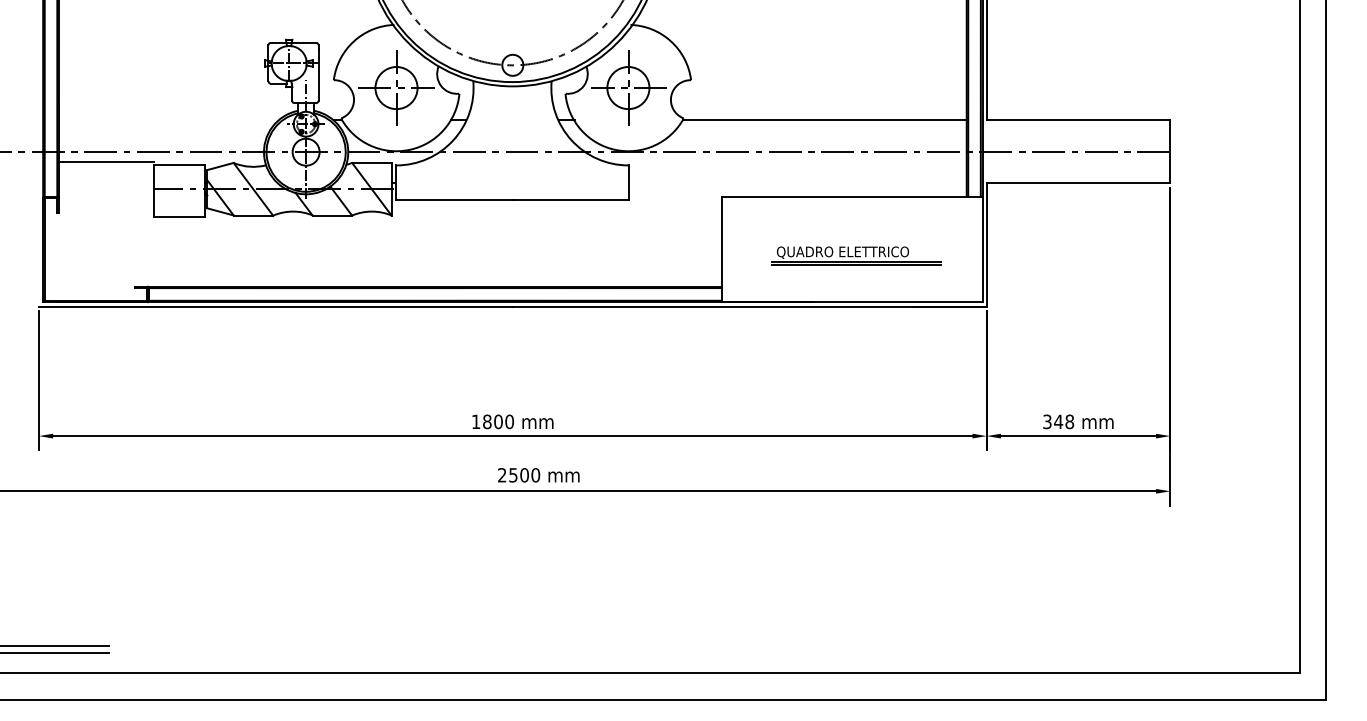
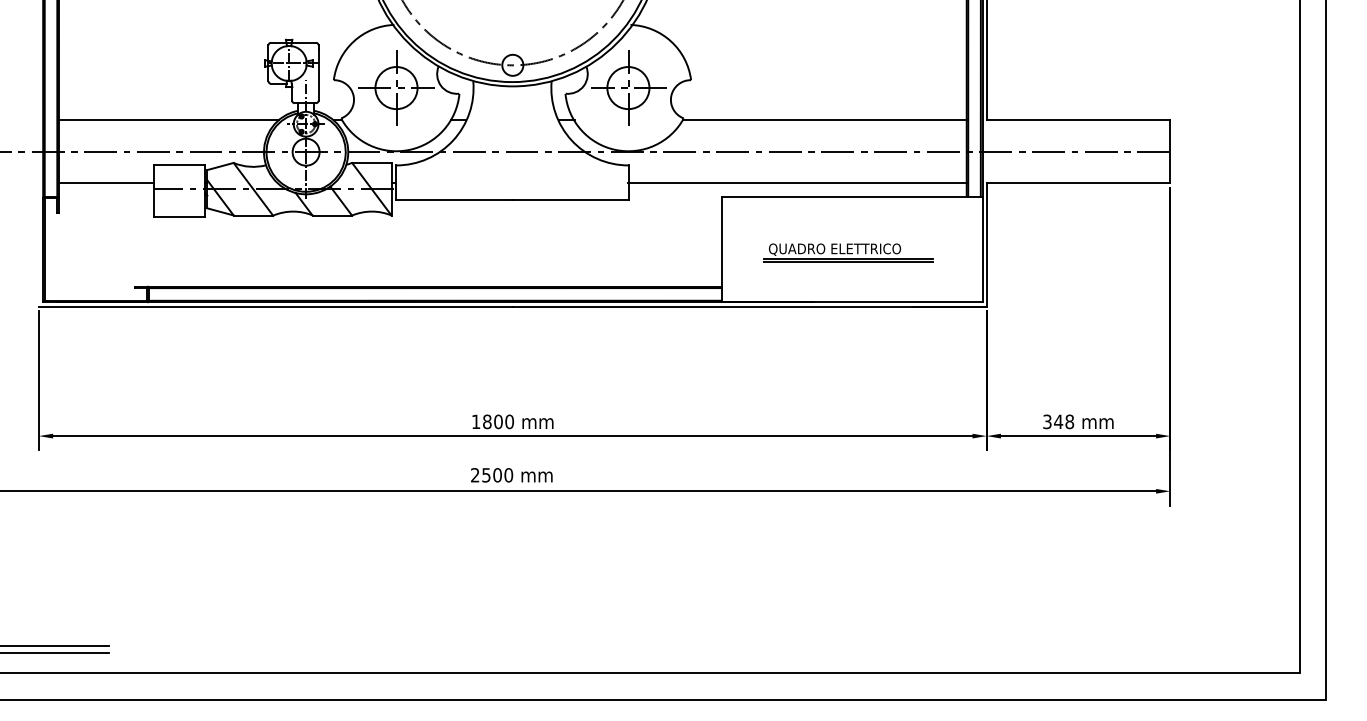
line: none -> present (168, 120)
line position: (106, 162) -> (106, 183) (106, 183)
line: none -> present (797, 183)
part position: (856, 255) -> (848, 252) (848, 252)
text position: (538, 475) -> (511, 475) (511, 475)
